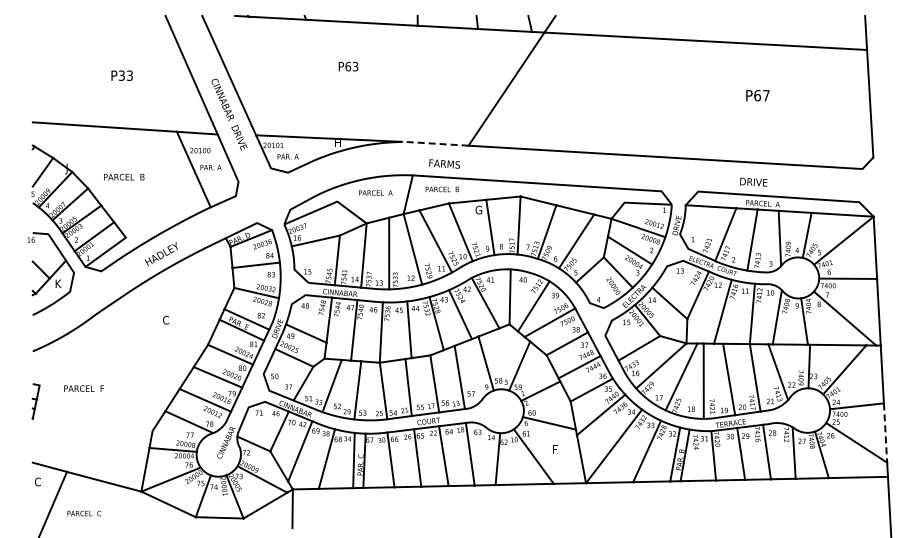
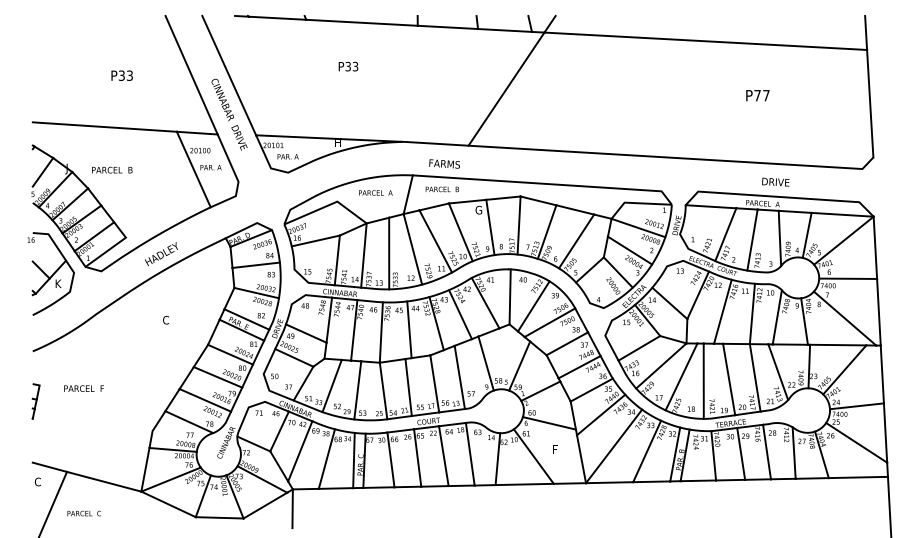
text: P63 -> P33 (348, 66)
text: P67 -> P77 (757, 95)
line: dashed -> solid (434, 143)
text position: (124, 176) -> (112, 169) (112, 169)
text position: (753, 181) -> (775, 181) (775, 181)
line: dashed -> solid (885, 433)
